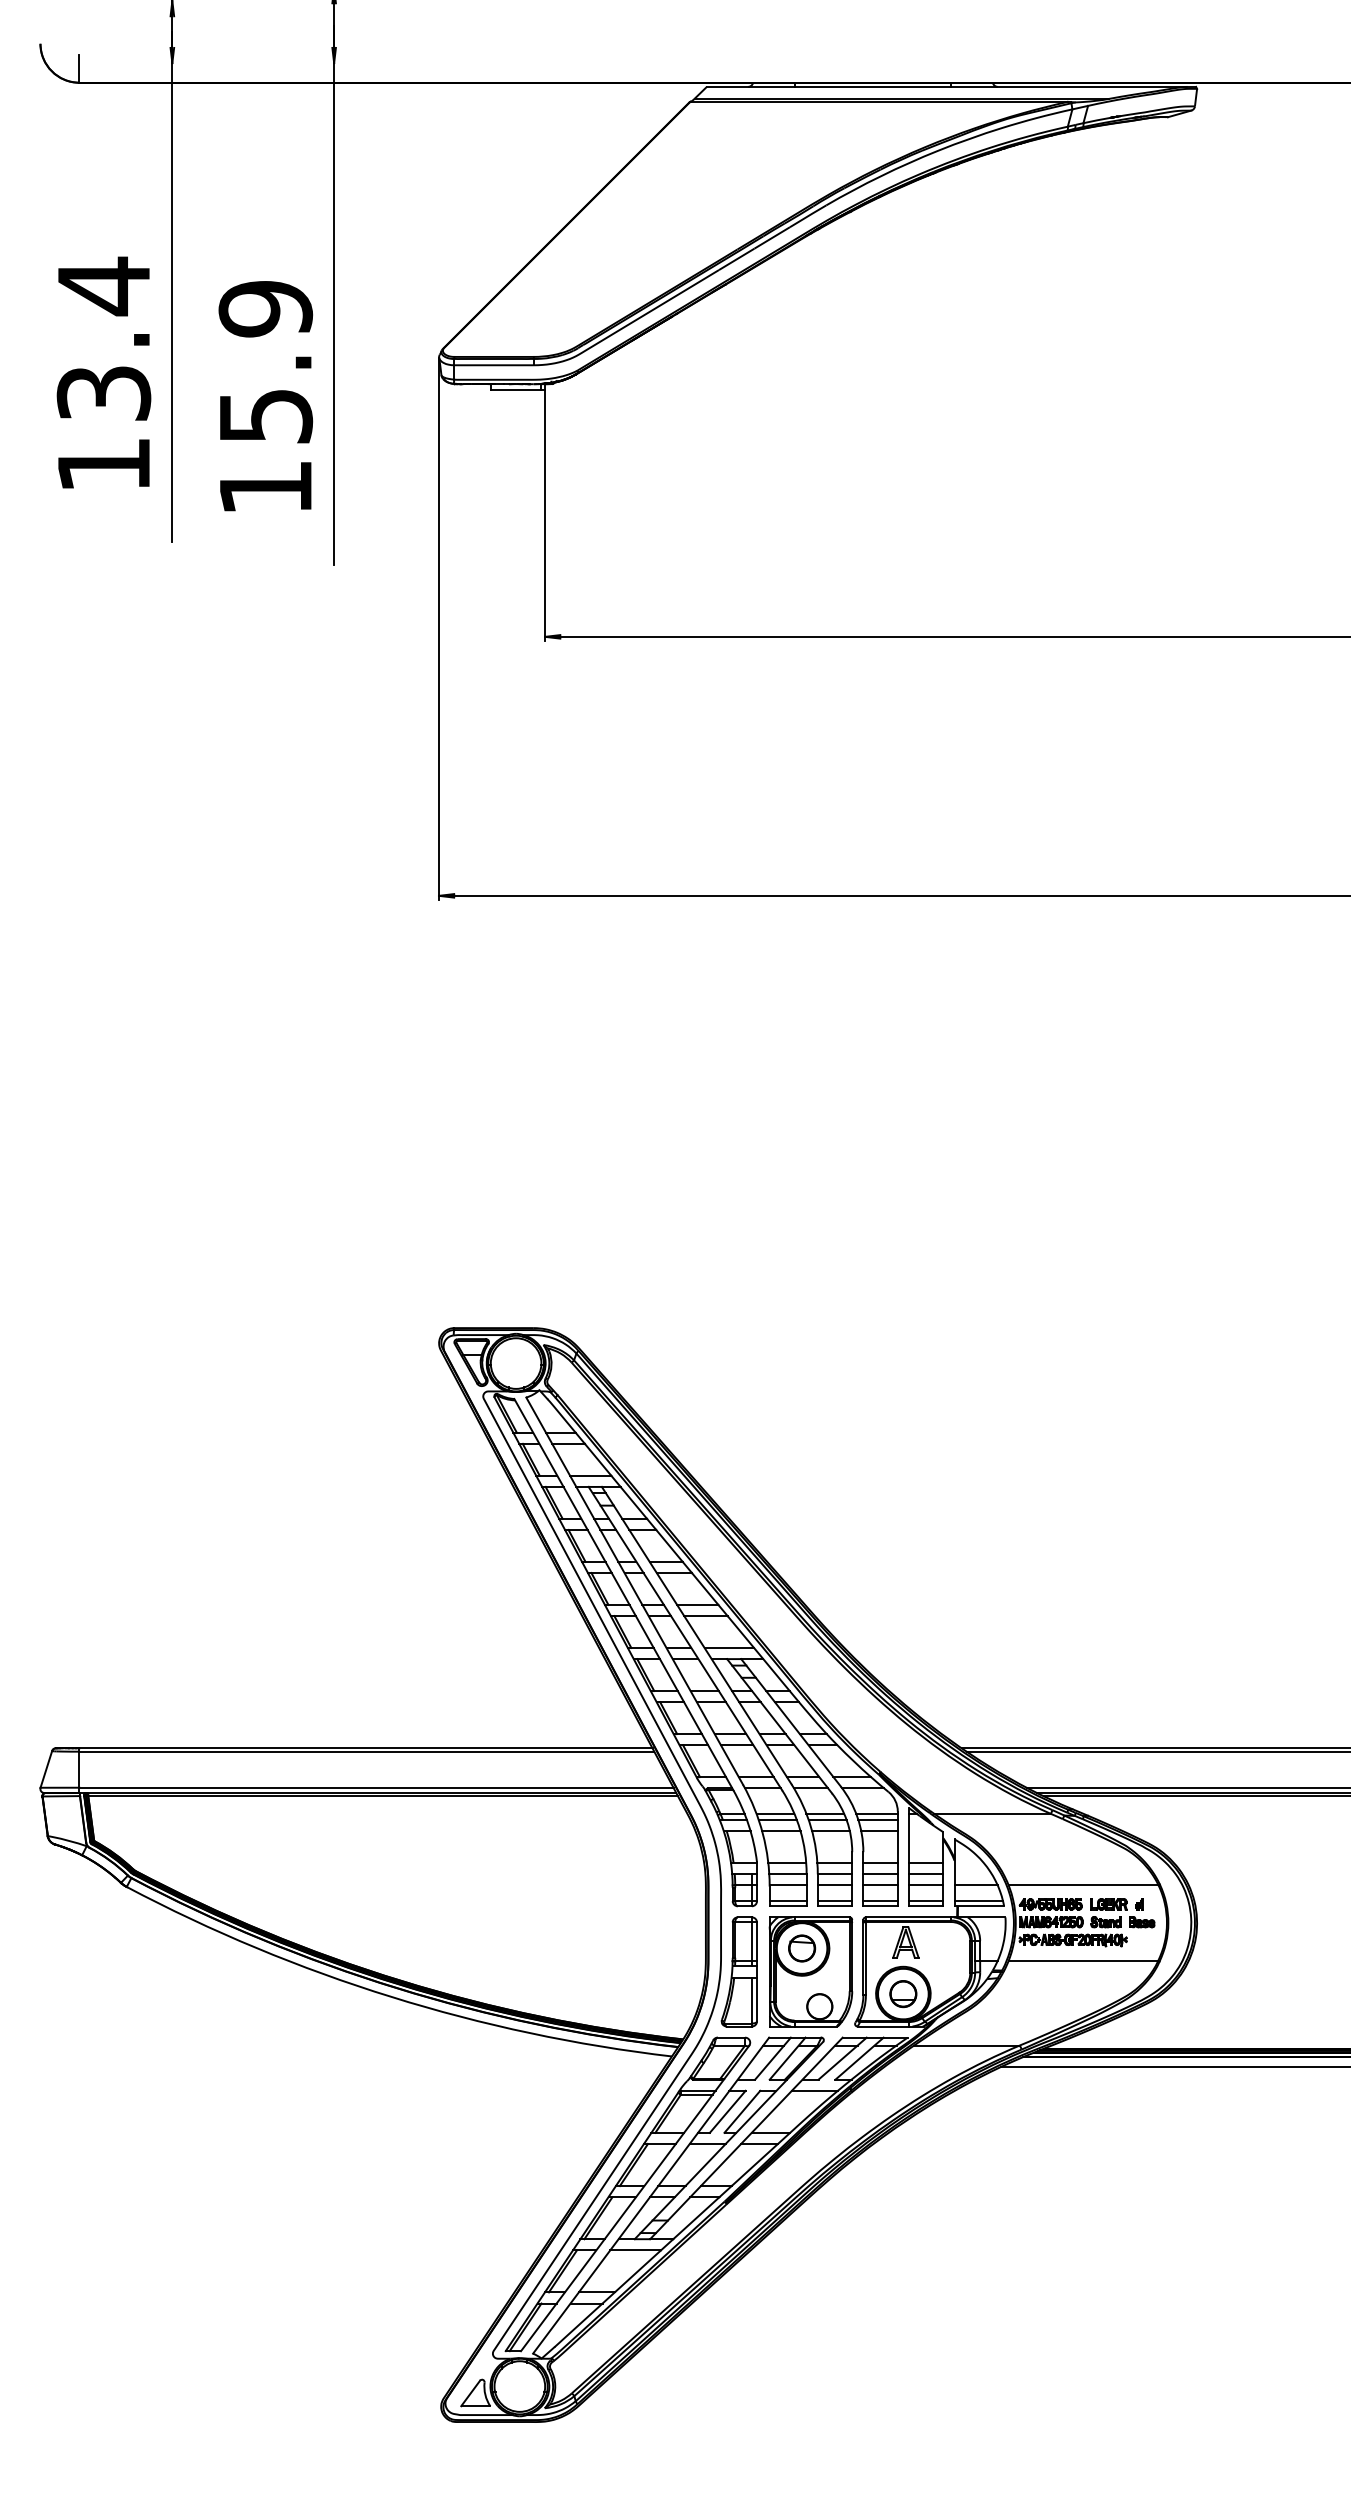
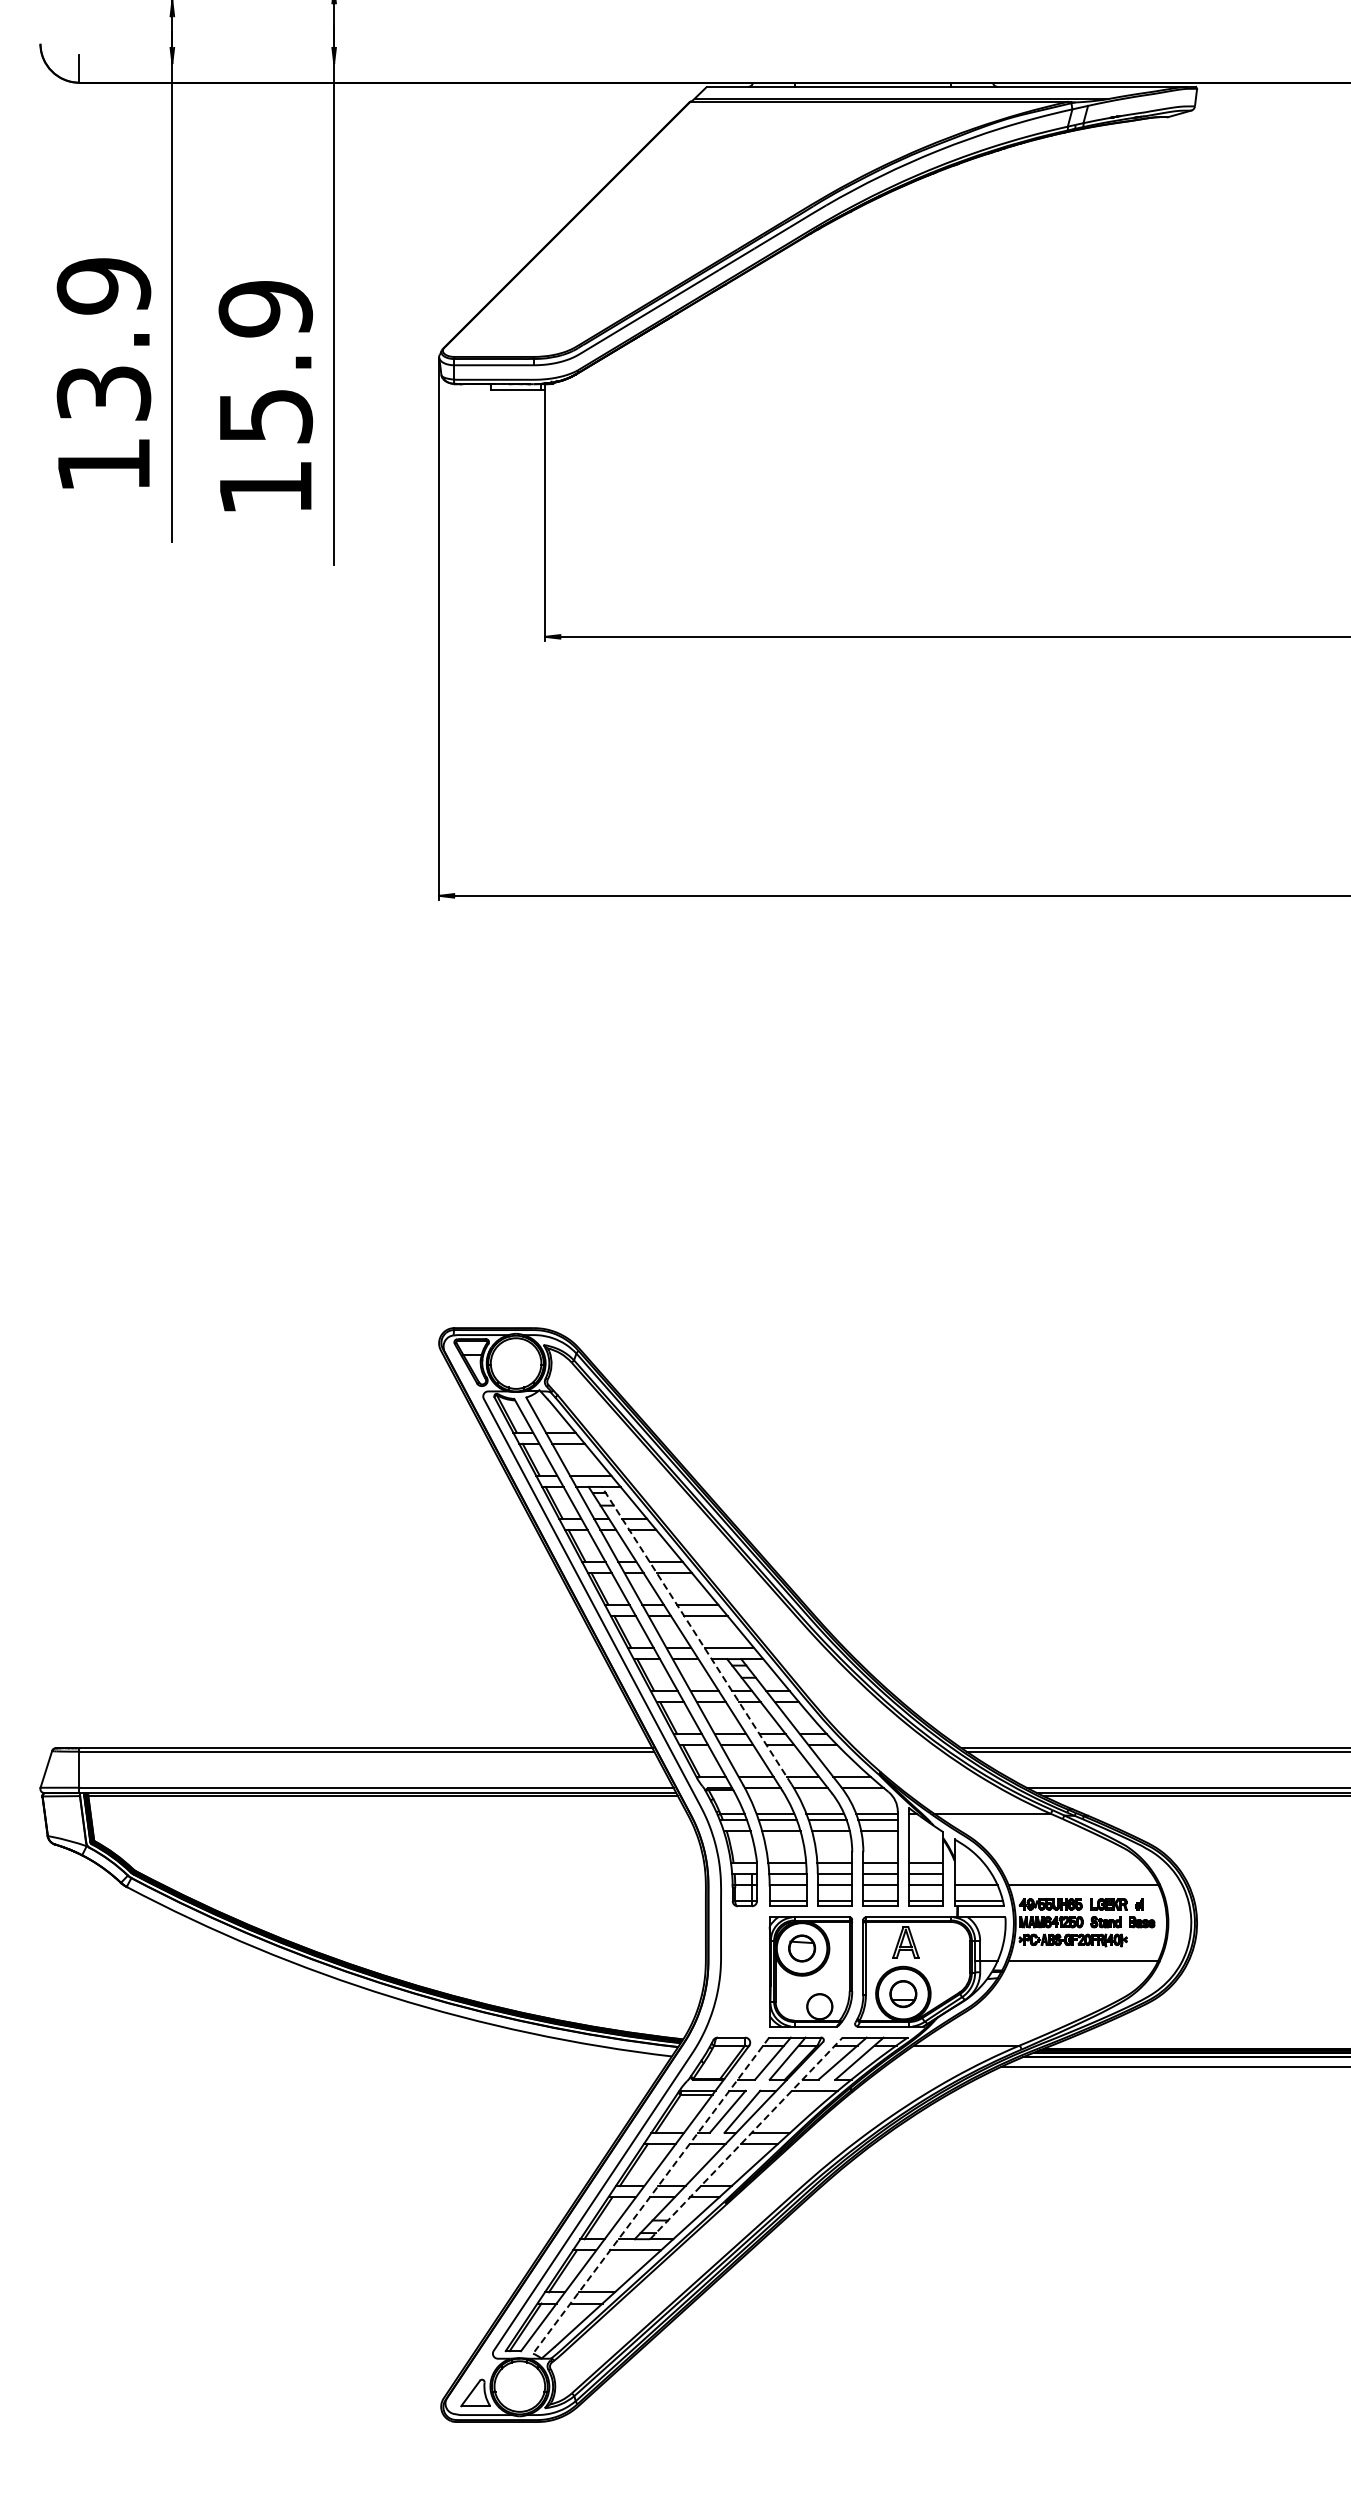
text: 13.4 -> 13.9 (103, 286)
line: solid -> dashed (696, 1635)
part: present -> none (738, 1971)
line: solid -> dashed (746, 2138)
line: solid -> dashed (650, 2196)
